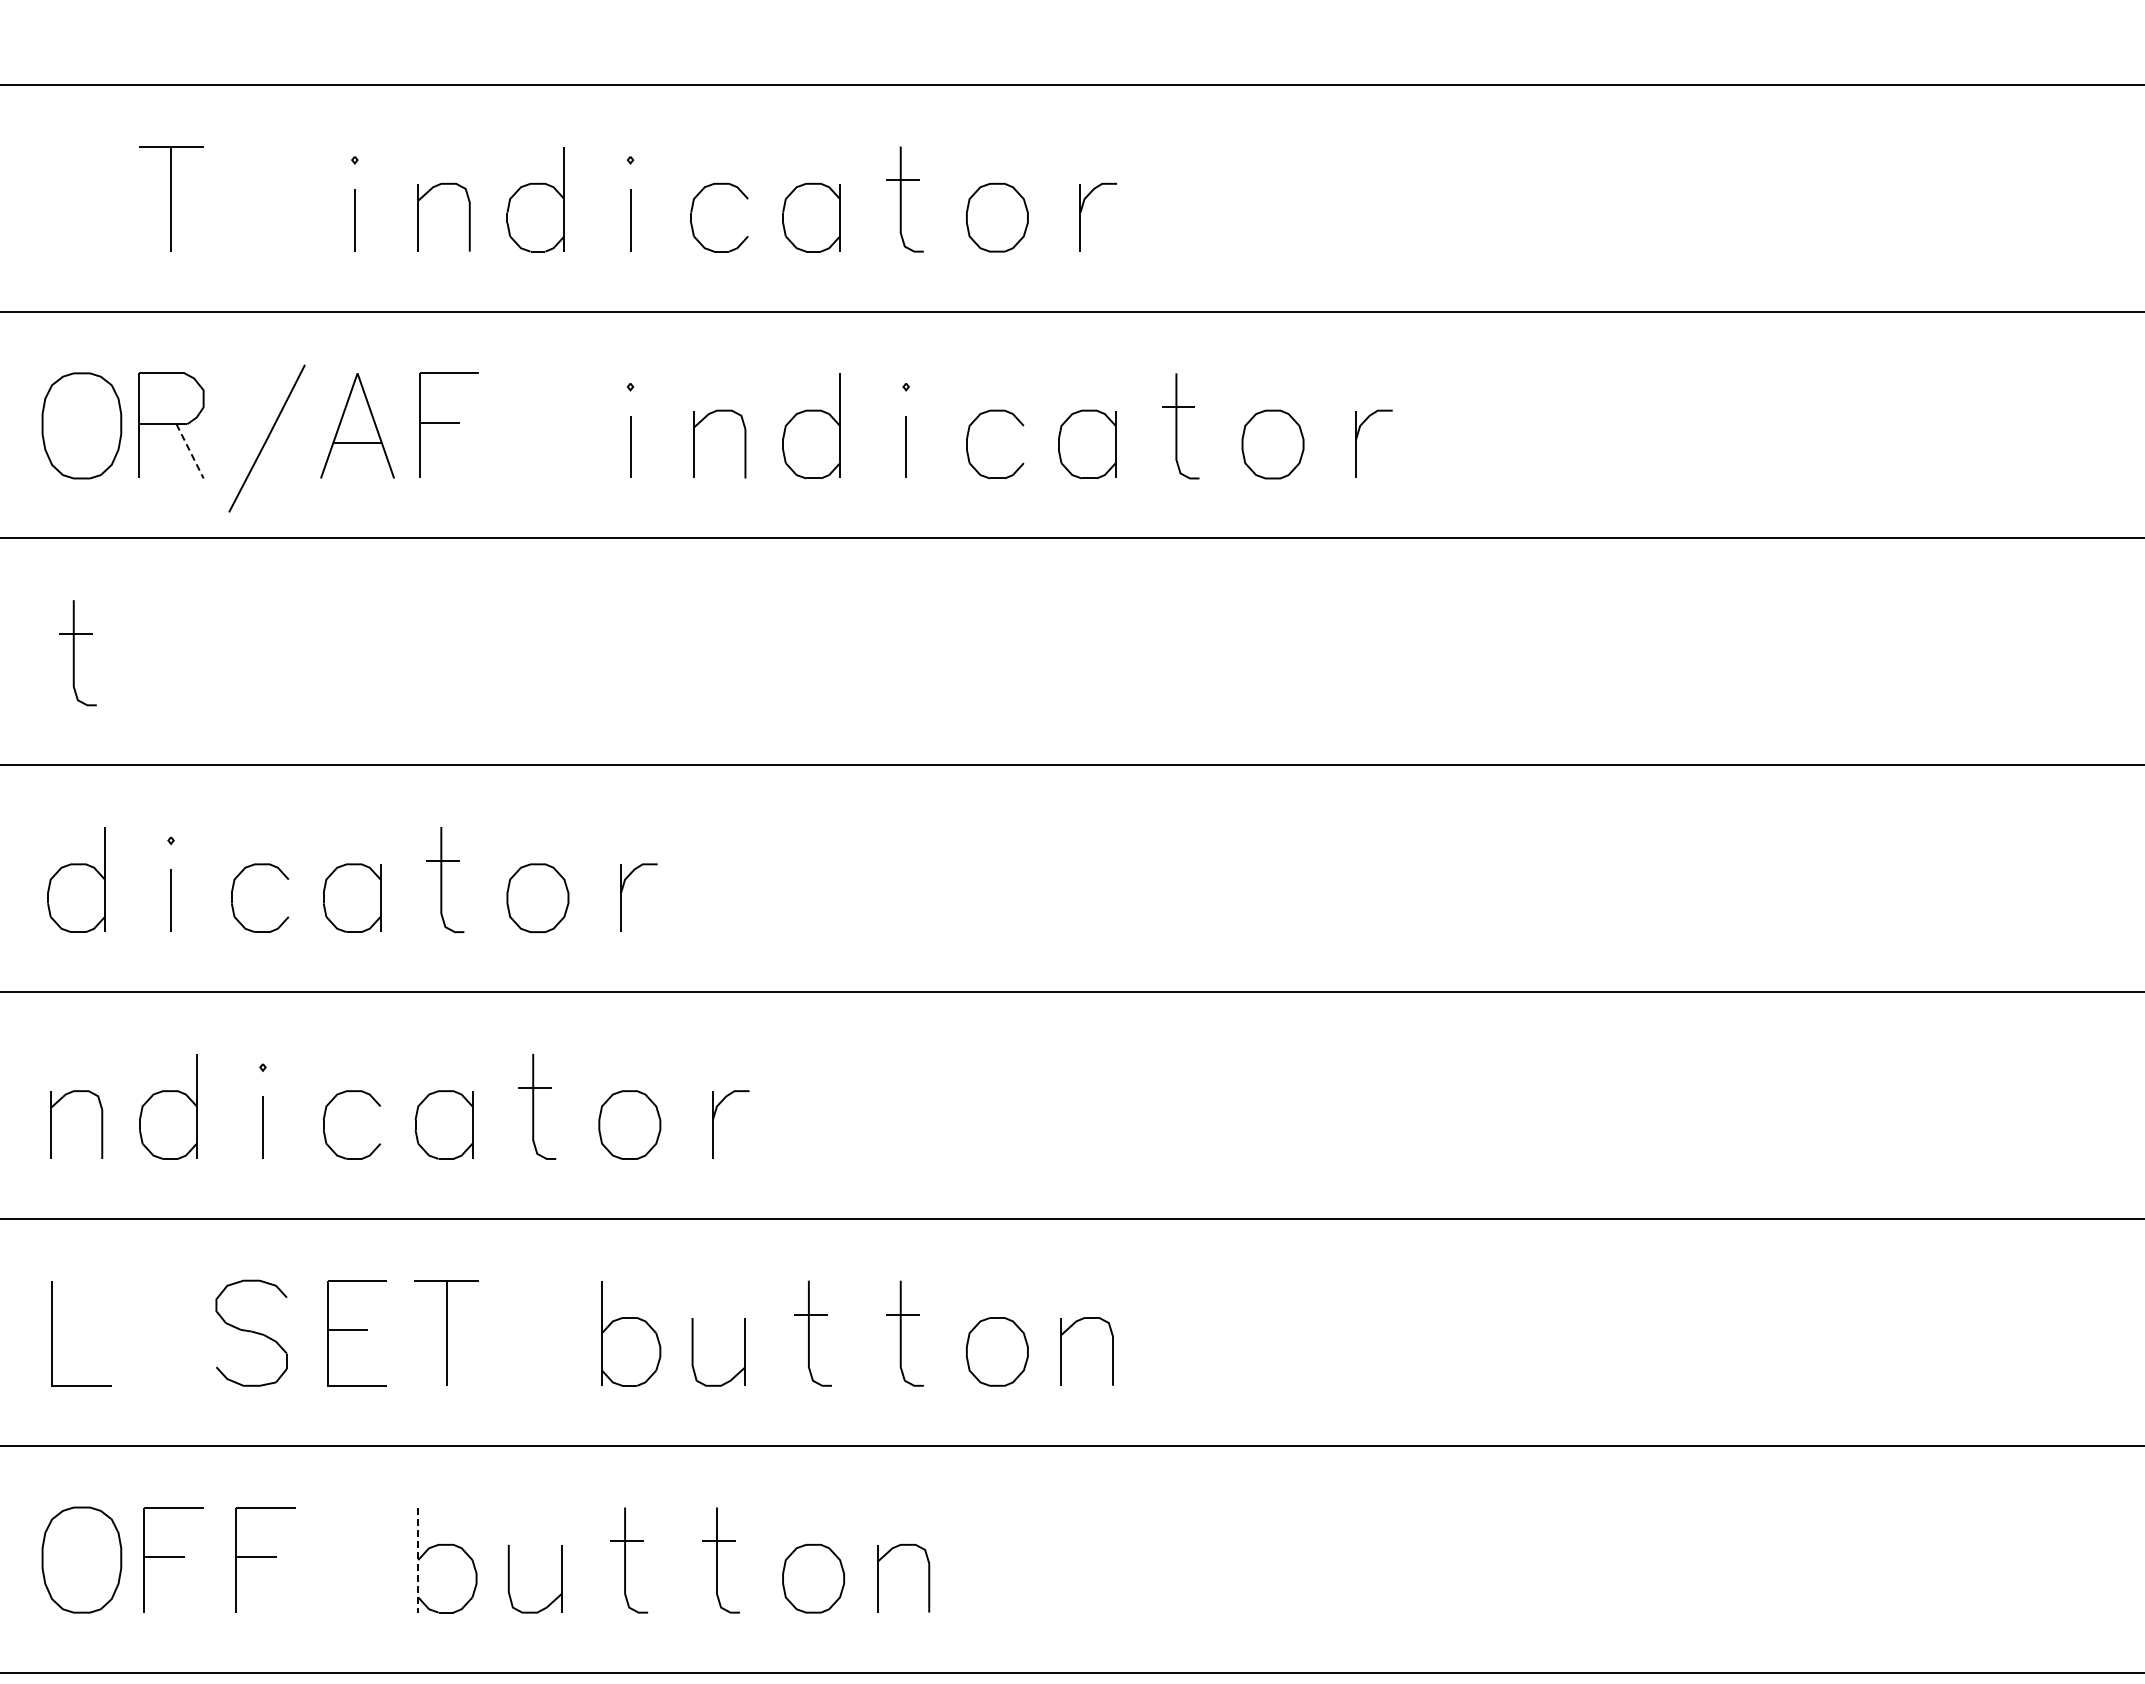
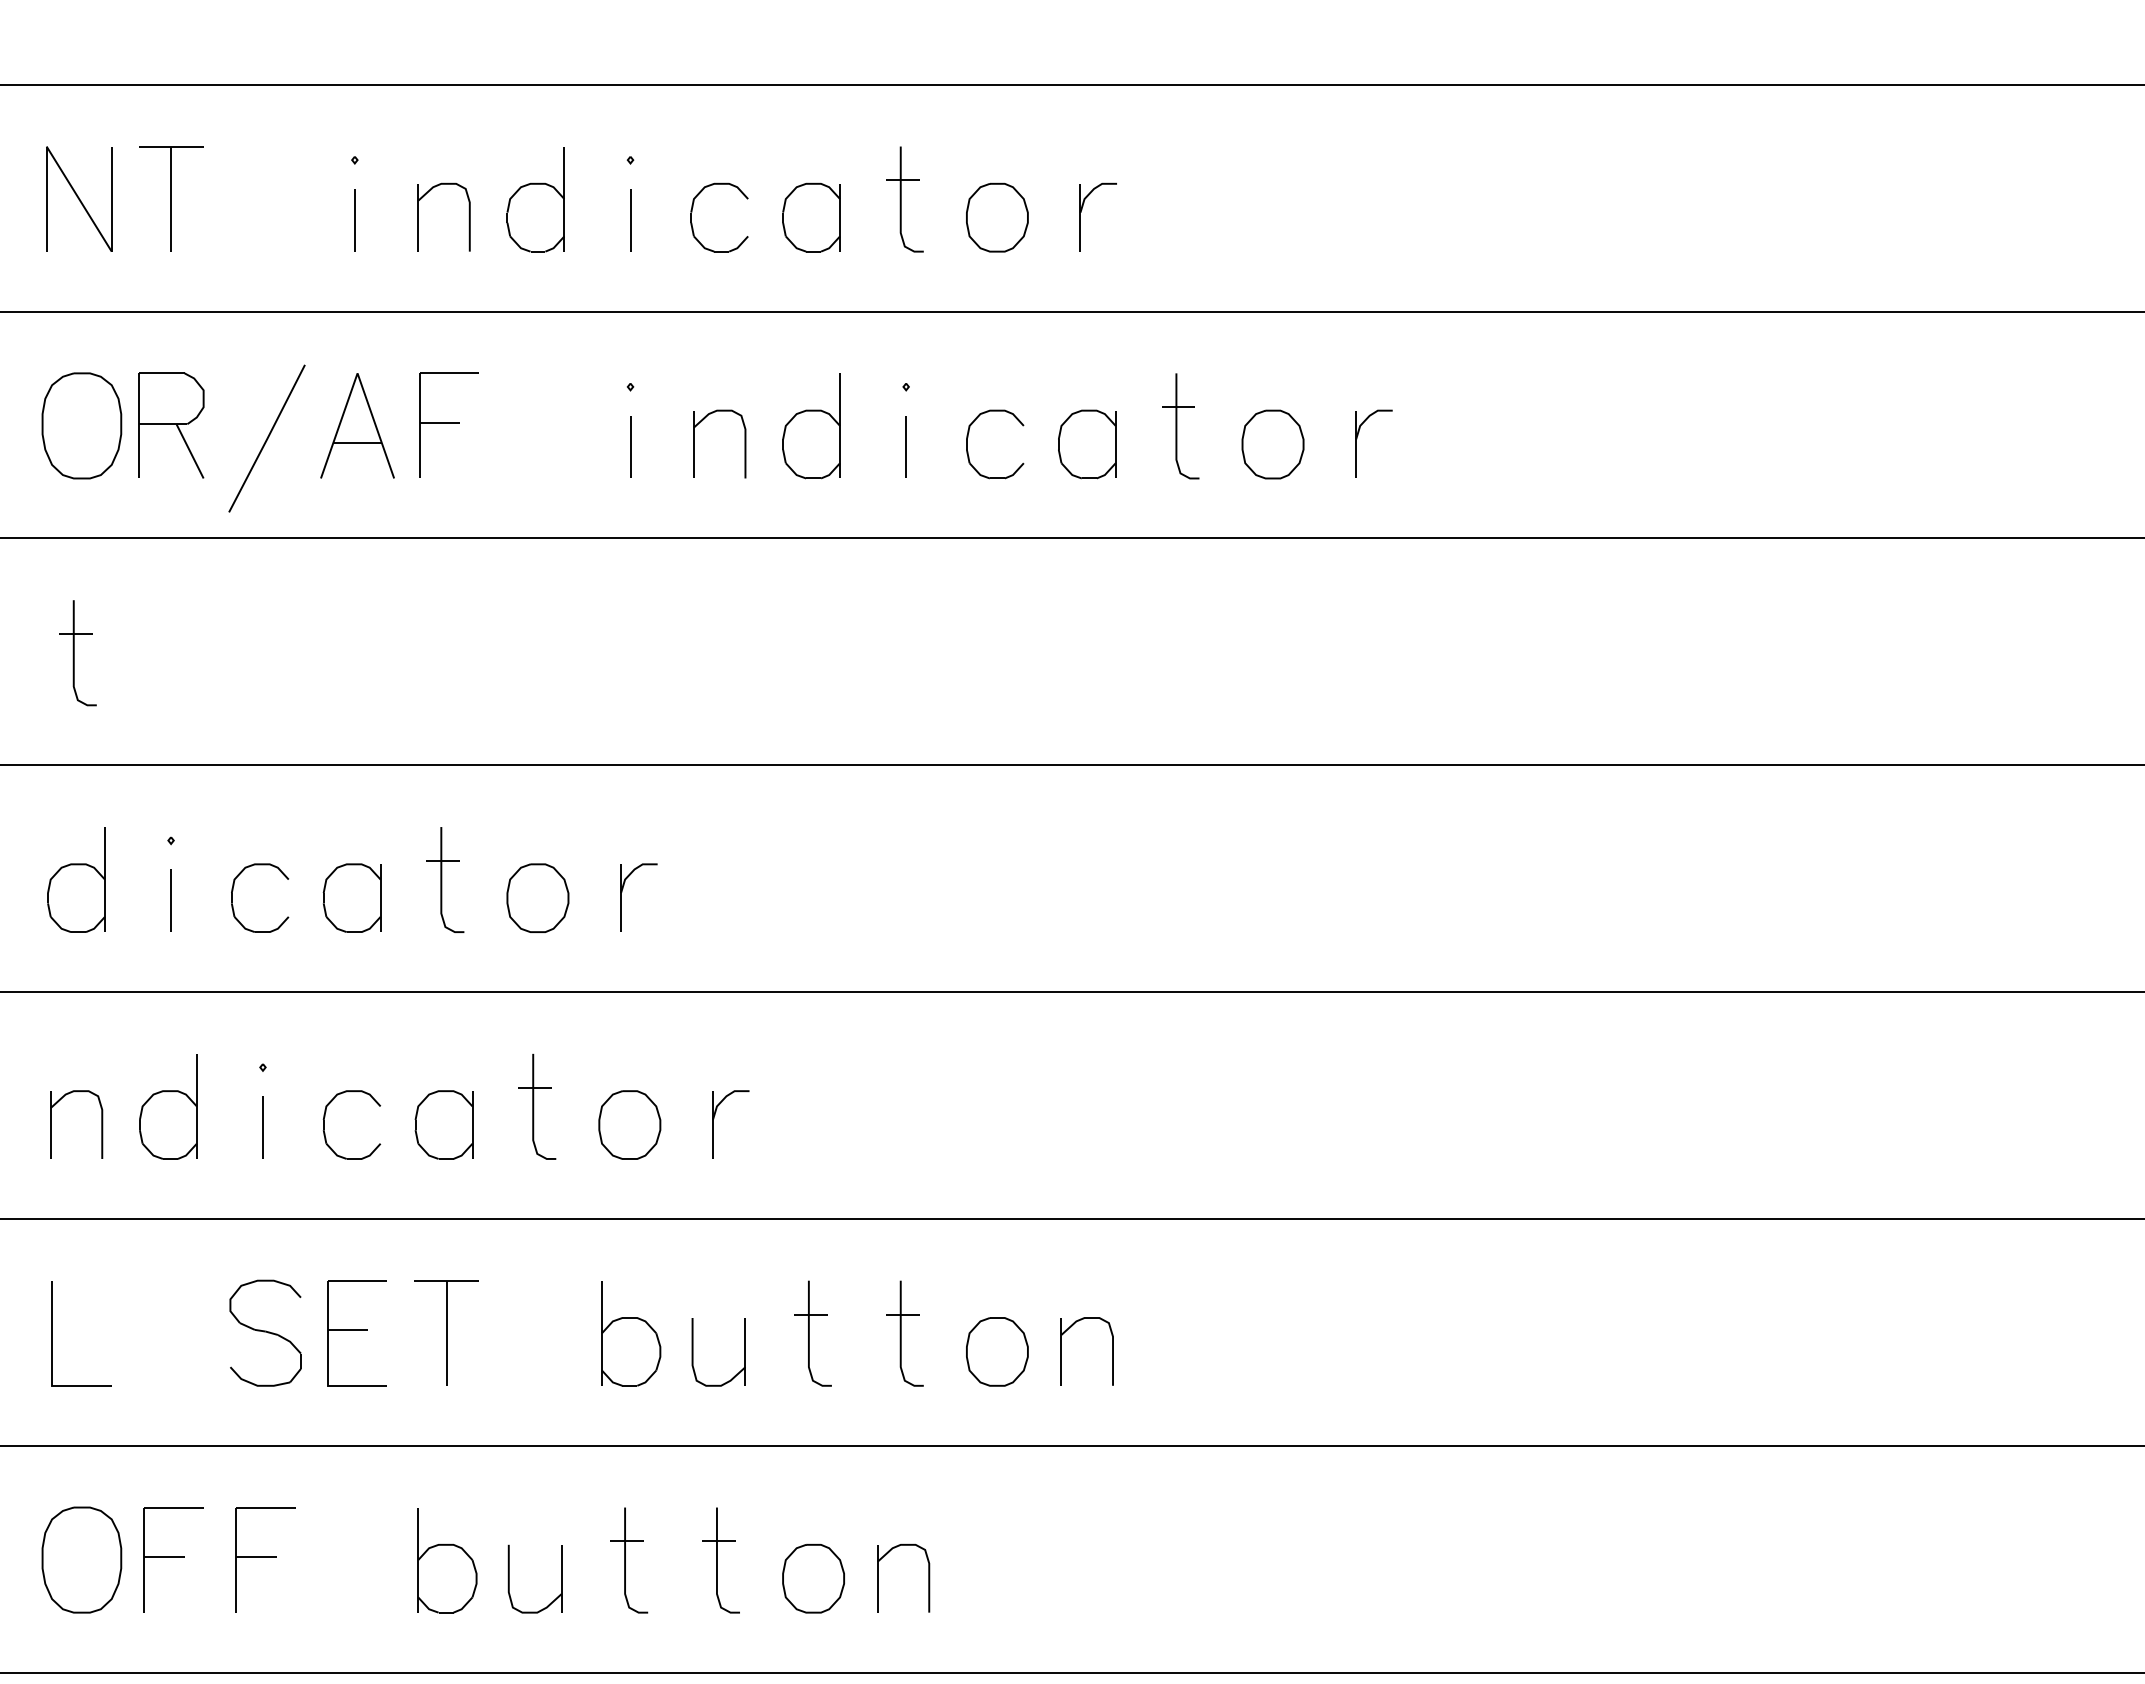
part: none -> present (79, 198)
line: dashed -> solid (190, 451)
part position: (251, 1332) -> (265, 1332) (265, 1332)
line: dashed -> solid (418, 1560)
